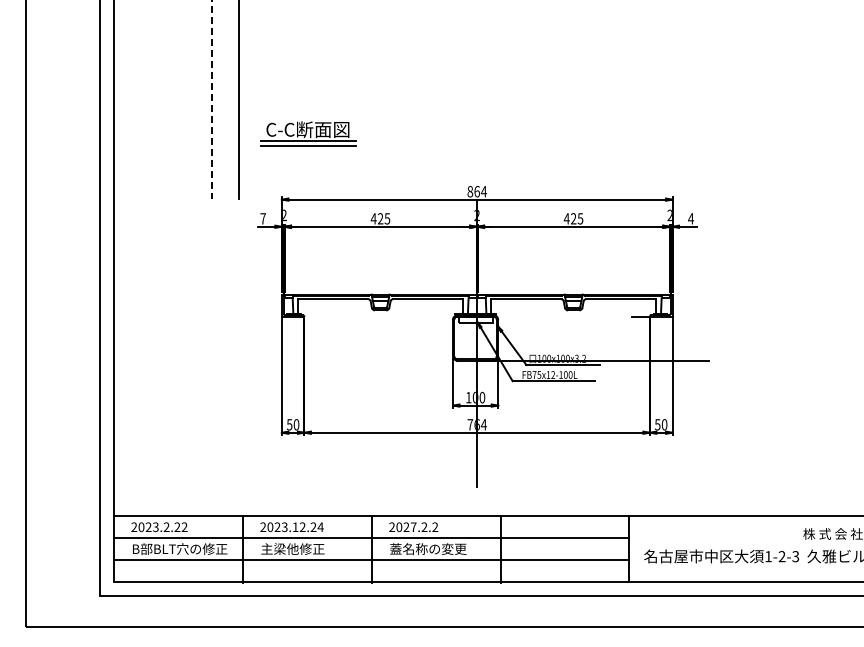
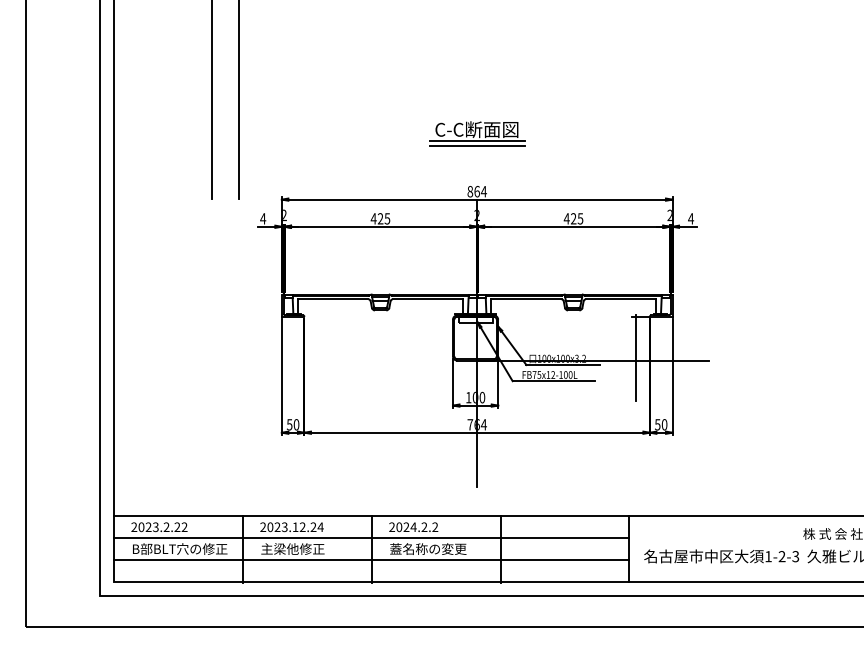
line: dashed -> solid (212, 99)
part position: (308, 133) -> (477, 133) (477, 133)
text: 7 -> 4 (263, 218)
line: none -> present (636, 358)
text: 2027.2.2 -> 2024.2.2 (413, 526)
